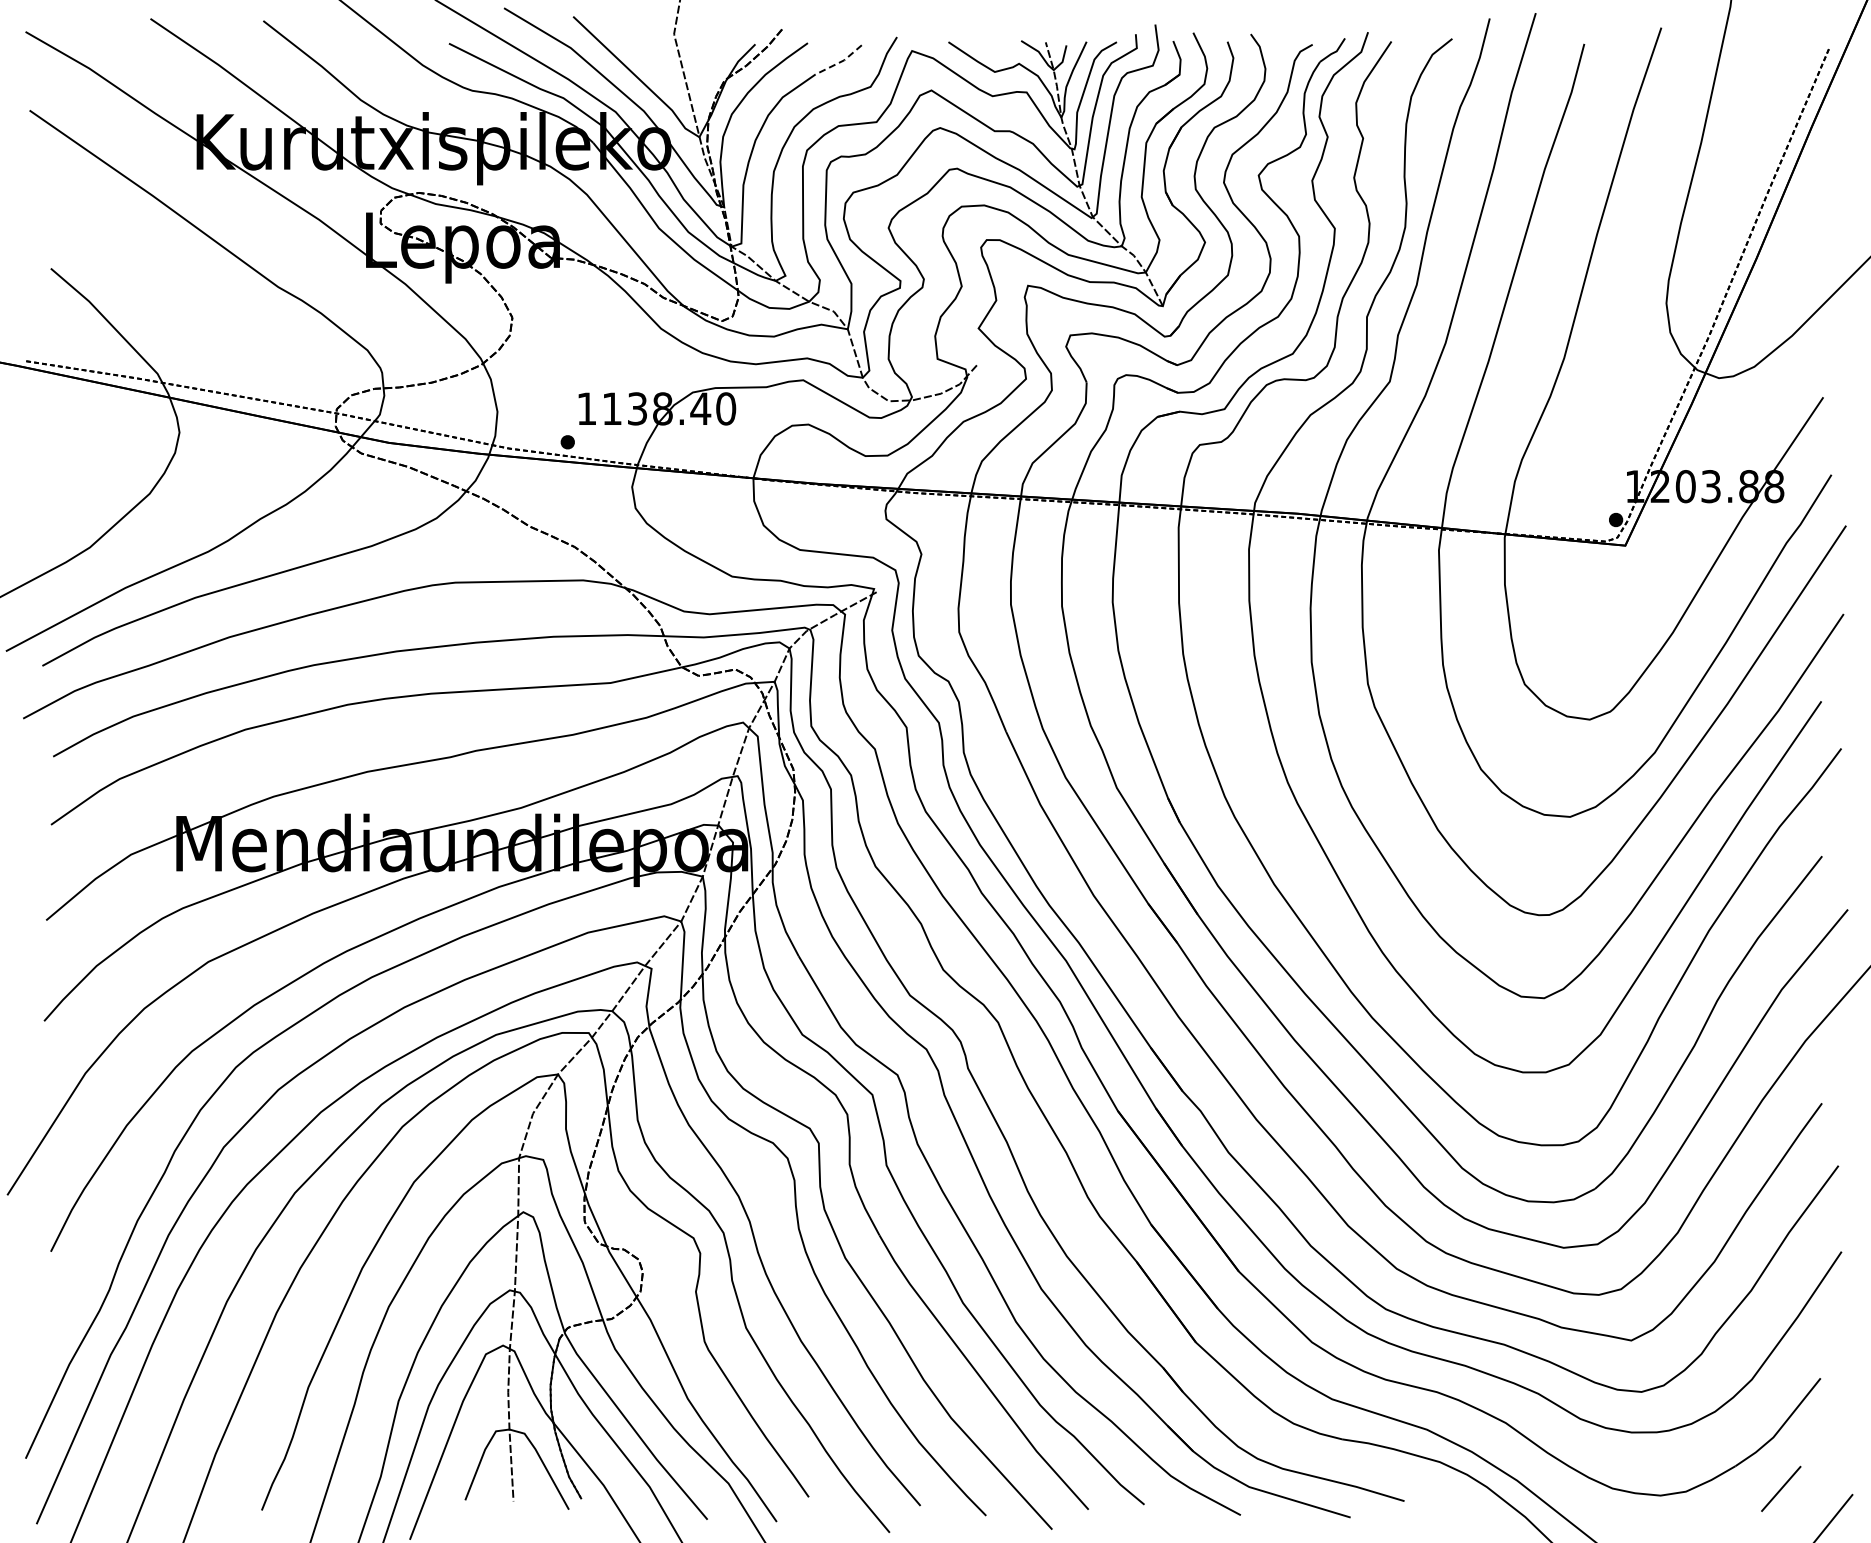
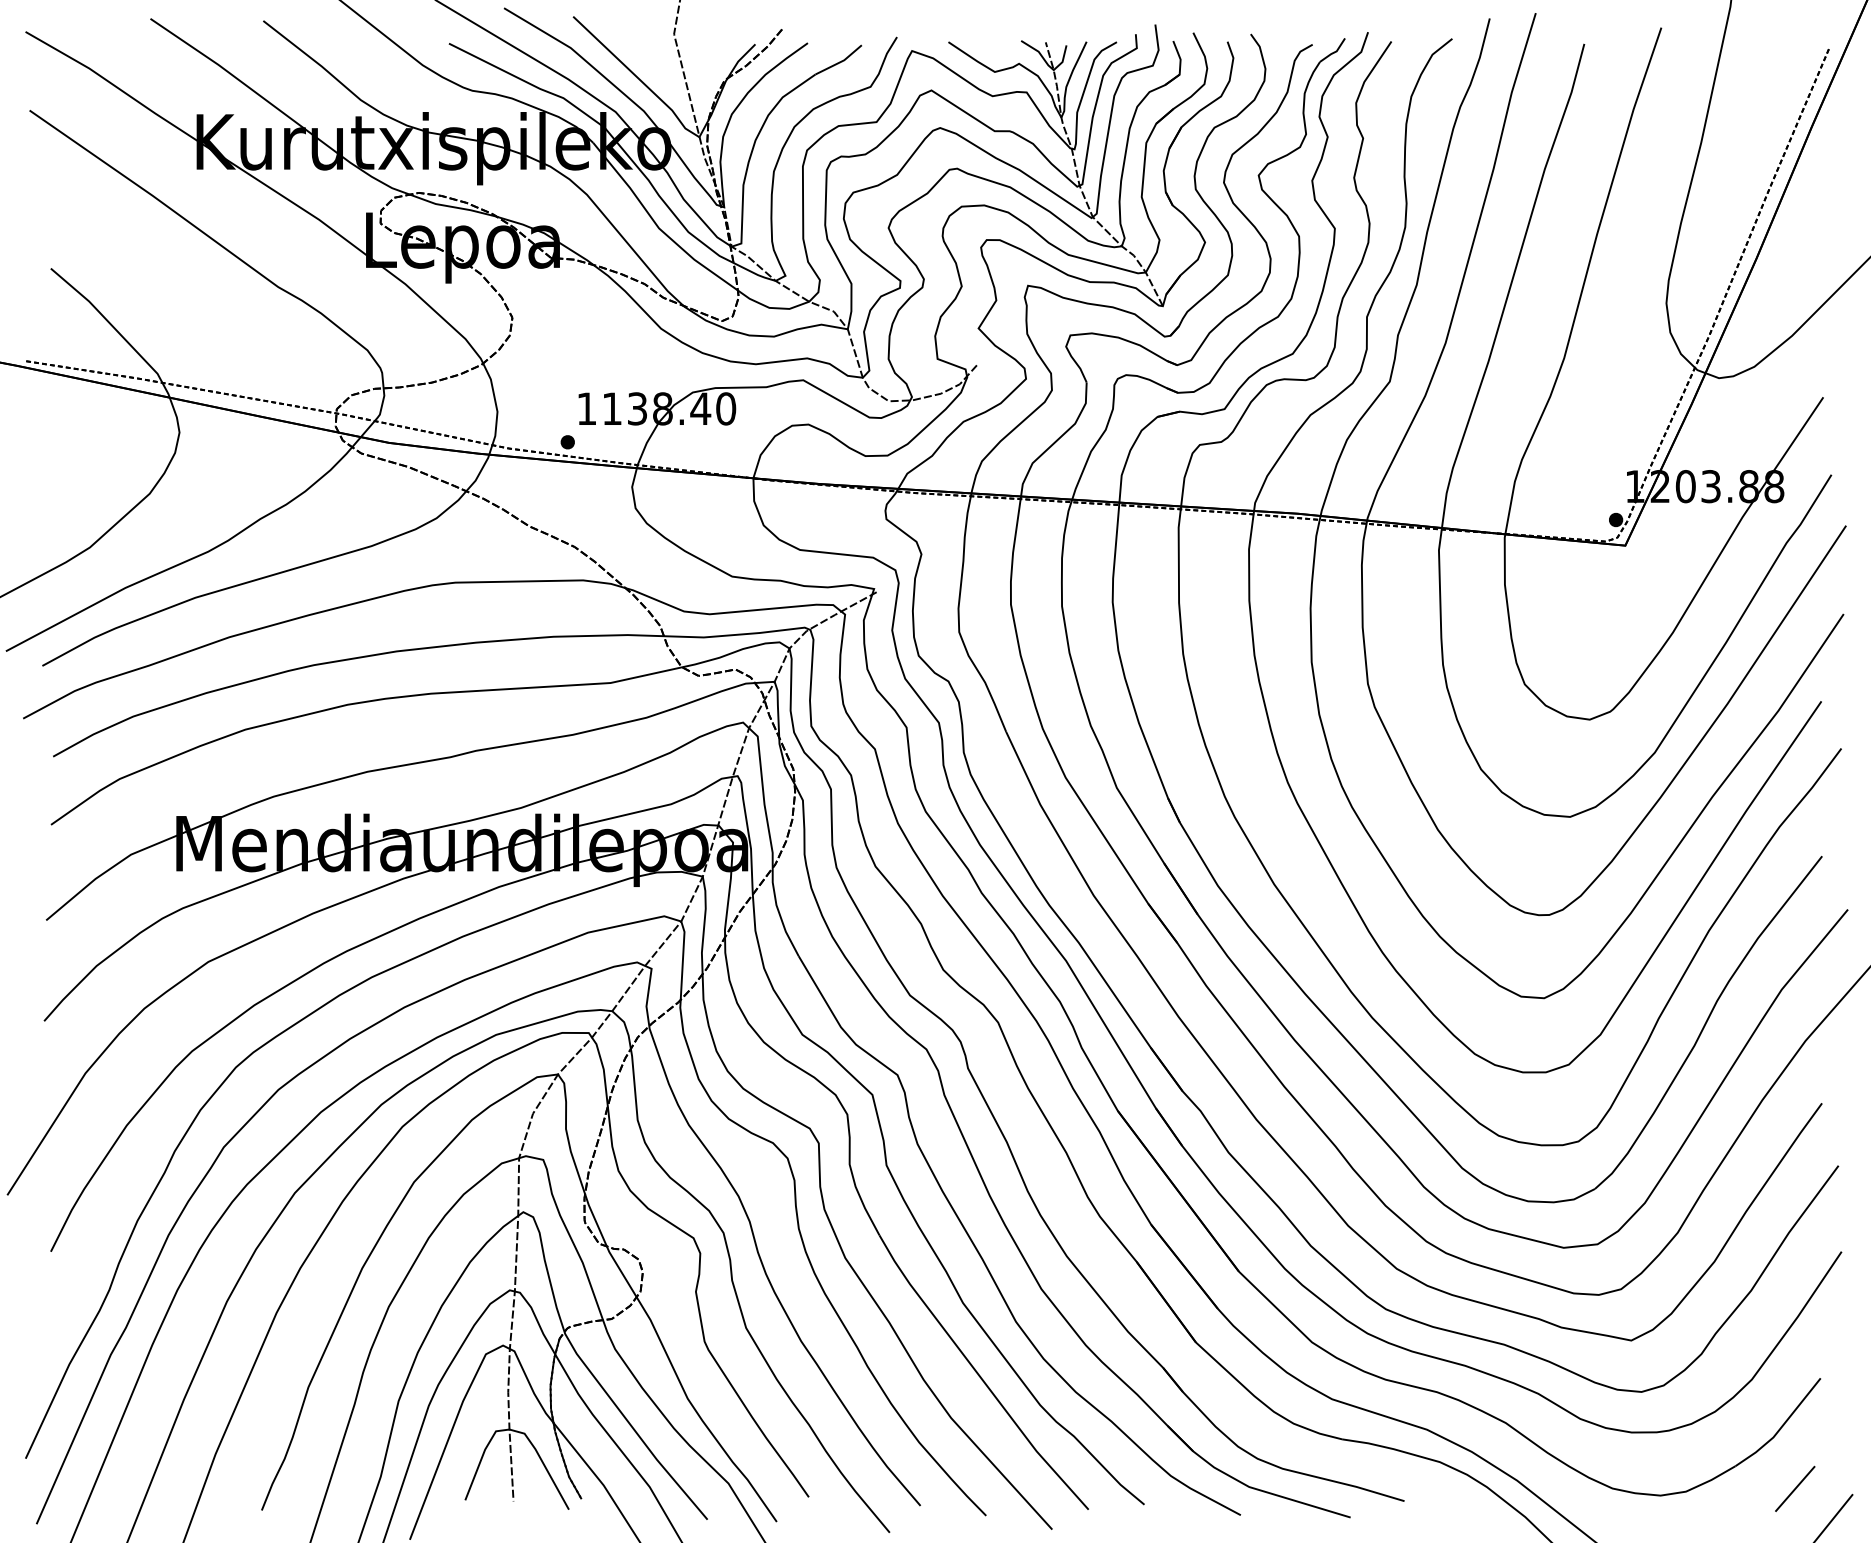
line: dashed -> solid (840, 61)
line position: (1781, 1488) -> (1795, 1488) (1795, 1488)
